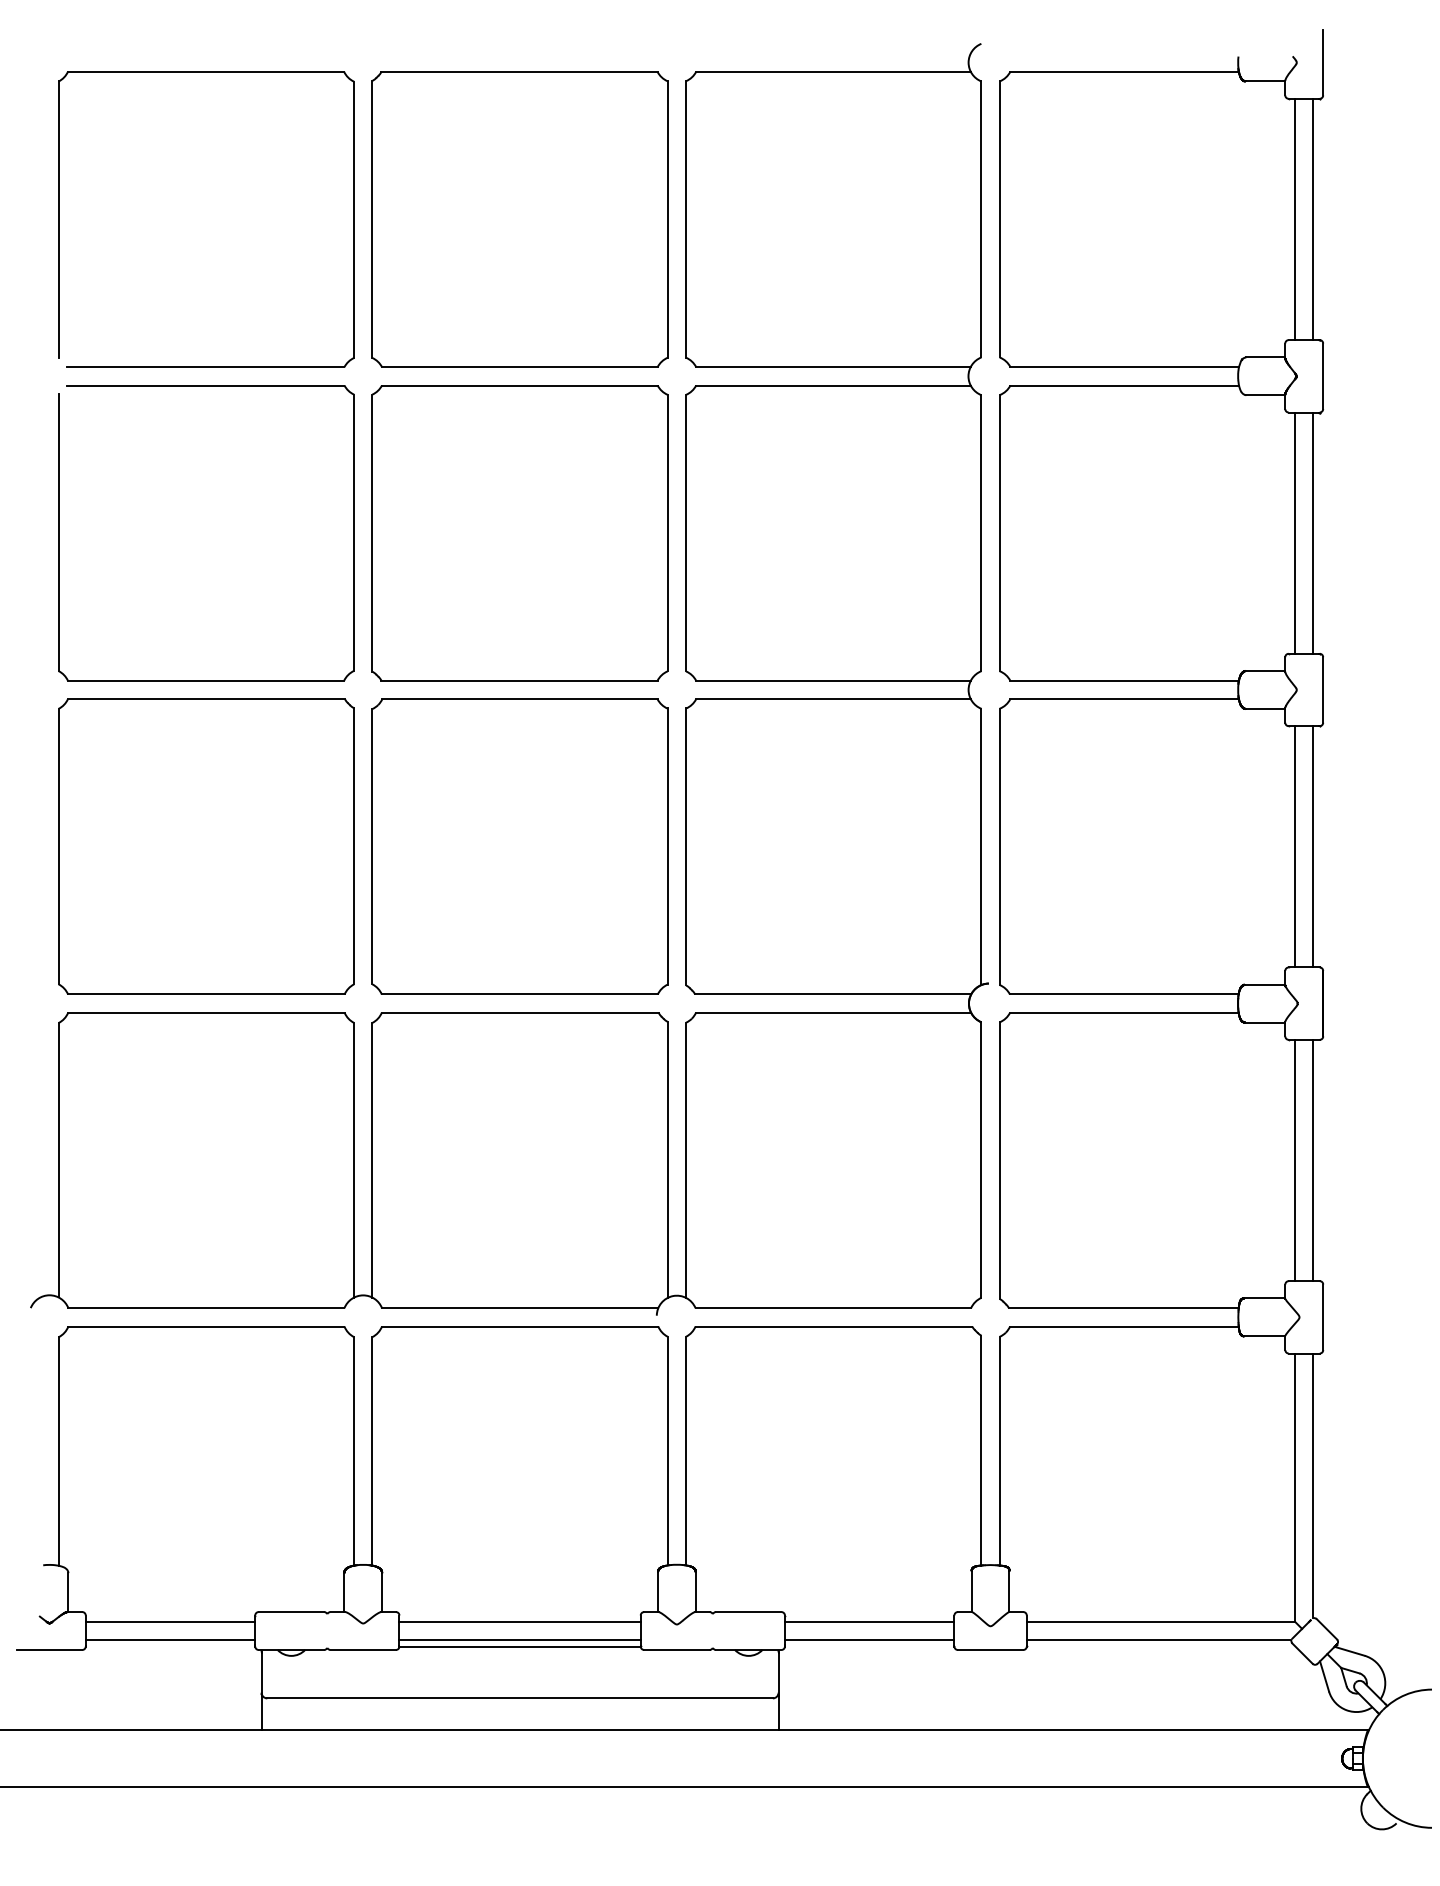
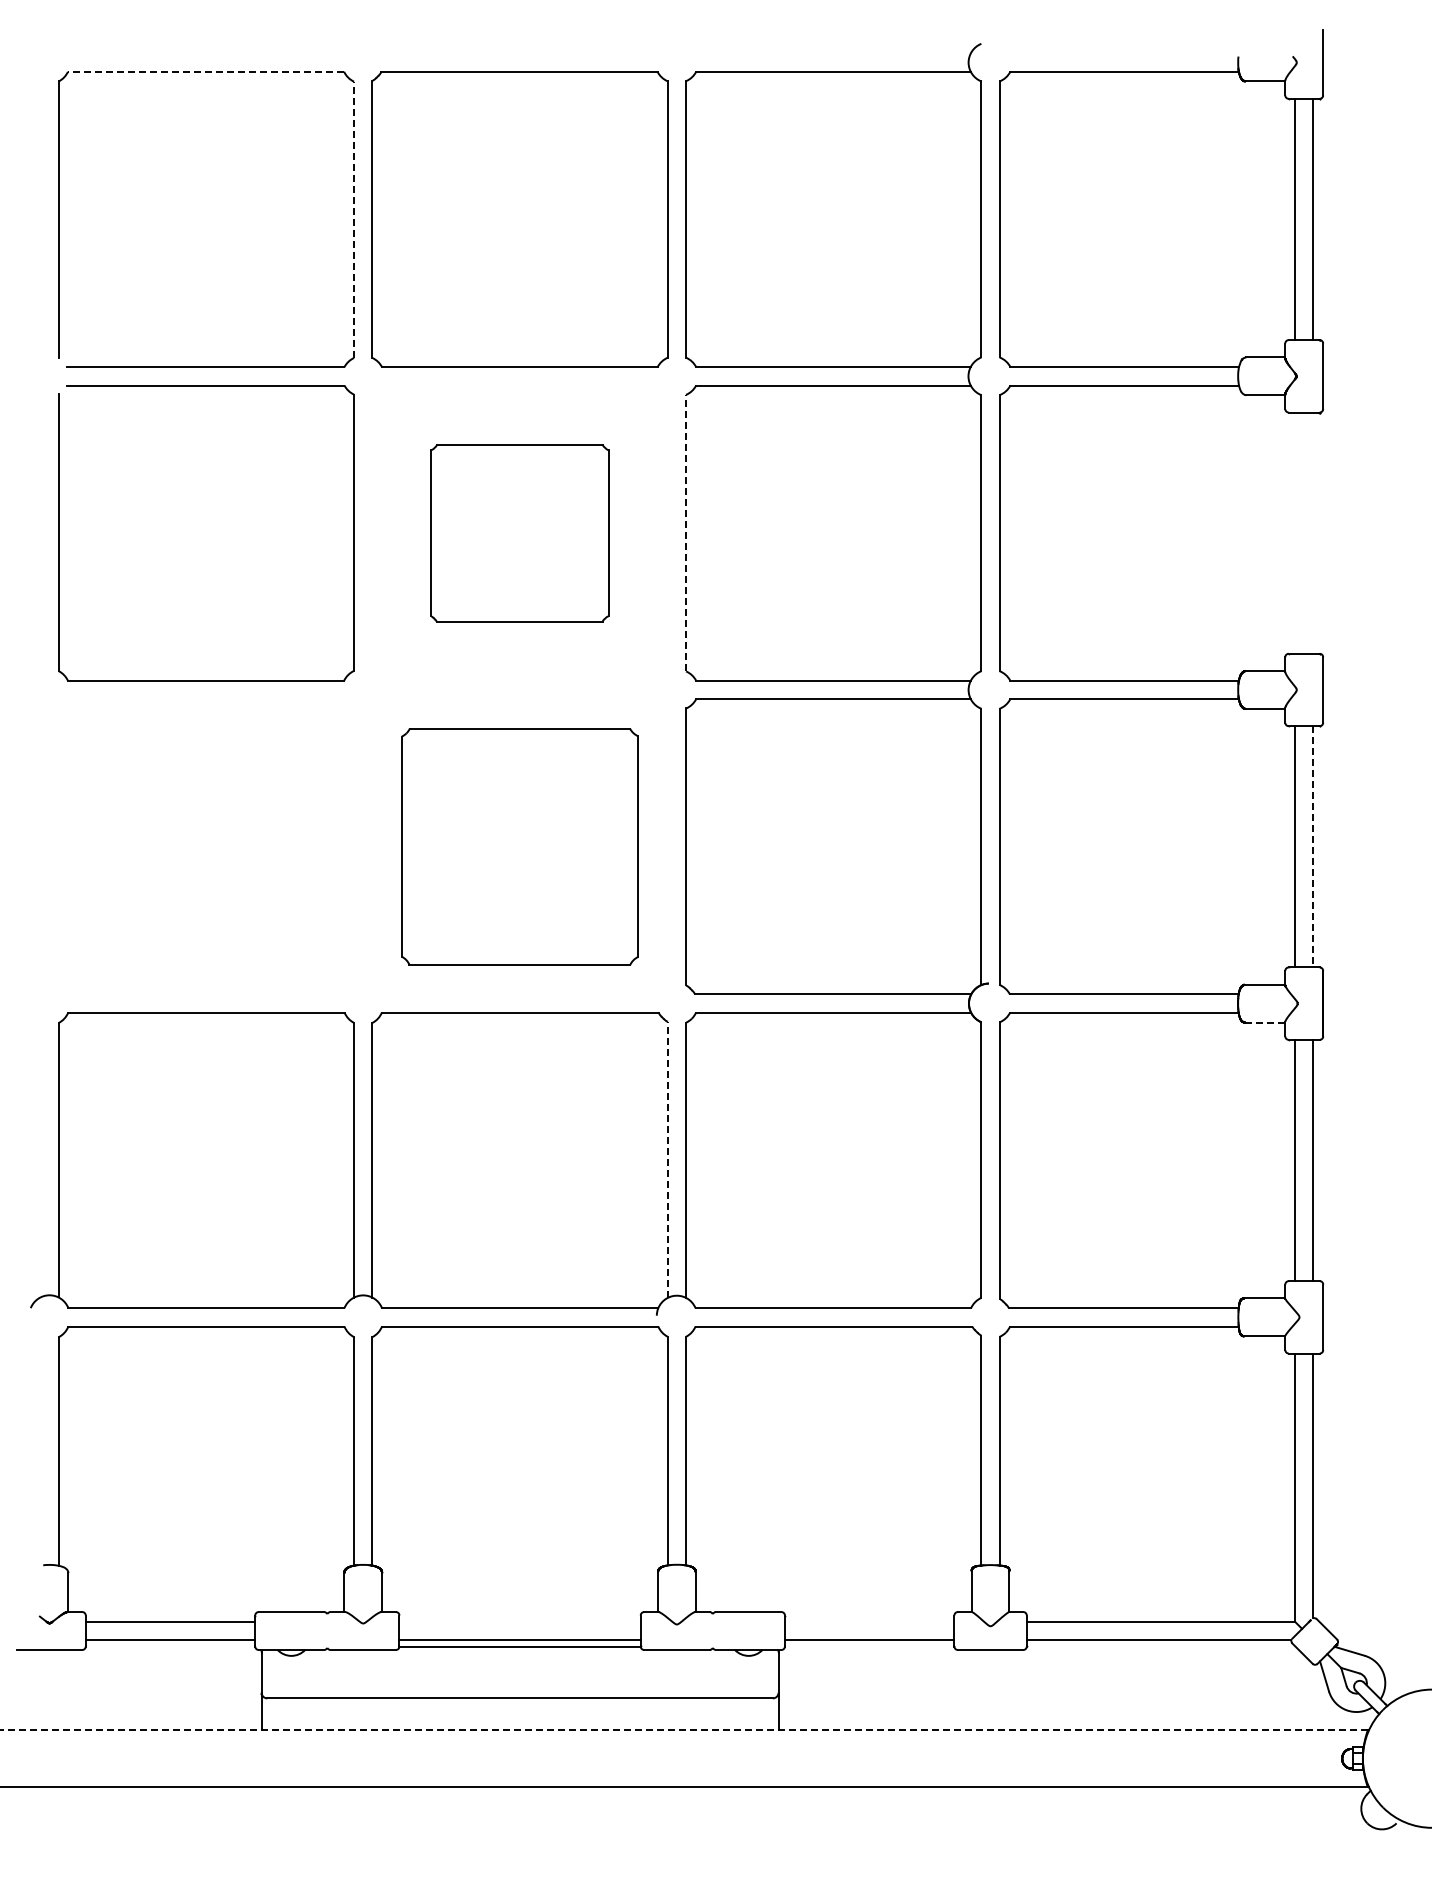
line: solid -> dashed (205, 71)
line: solid -> dashed (354, 219)
line: solid -> dashed (686, 532)
line: present -> none (1295, 532)
line: present -> none (1313, 532)
part size: 298x297 px -> 180x179 px (519, 533)
part: present -> none (206, 846)
part size: 298x297 px -> 238x238 px (519, 846)
line: solid -> dashed (1313, 846)
line: solid -> dashed (1264, 1022)
line: solid -> dashed (667, 1159)
line: present -> none (519, 1621)
line: present -> none (869, 1621)
line: solid -> dashed (684, 1730)
